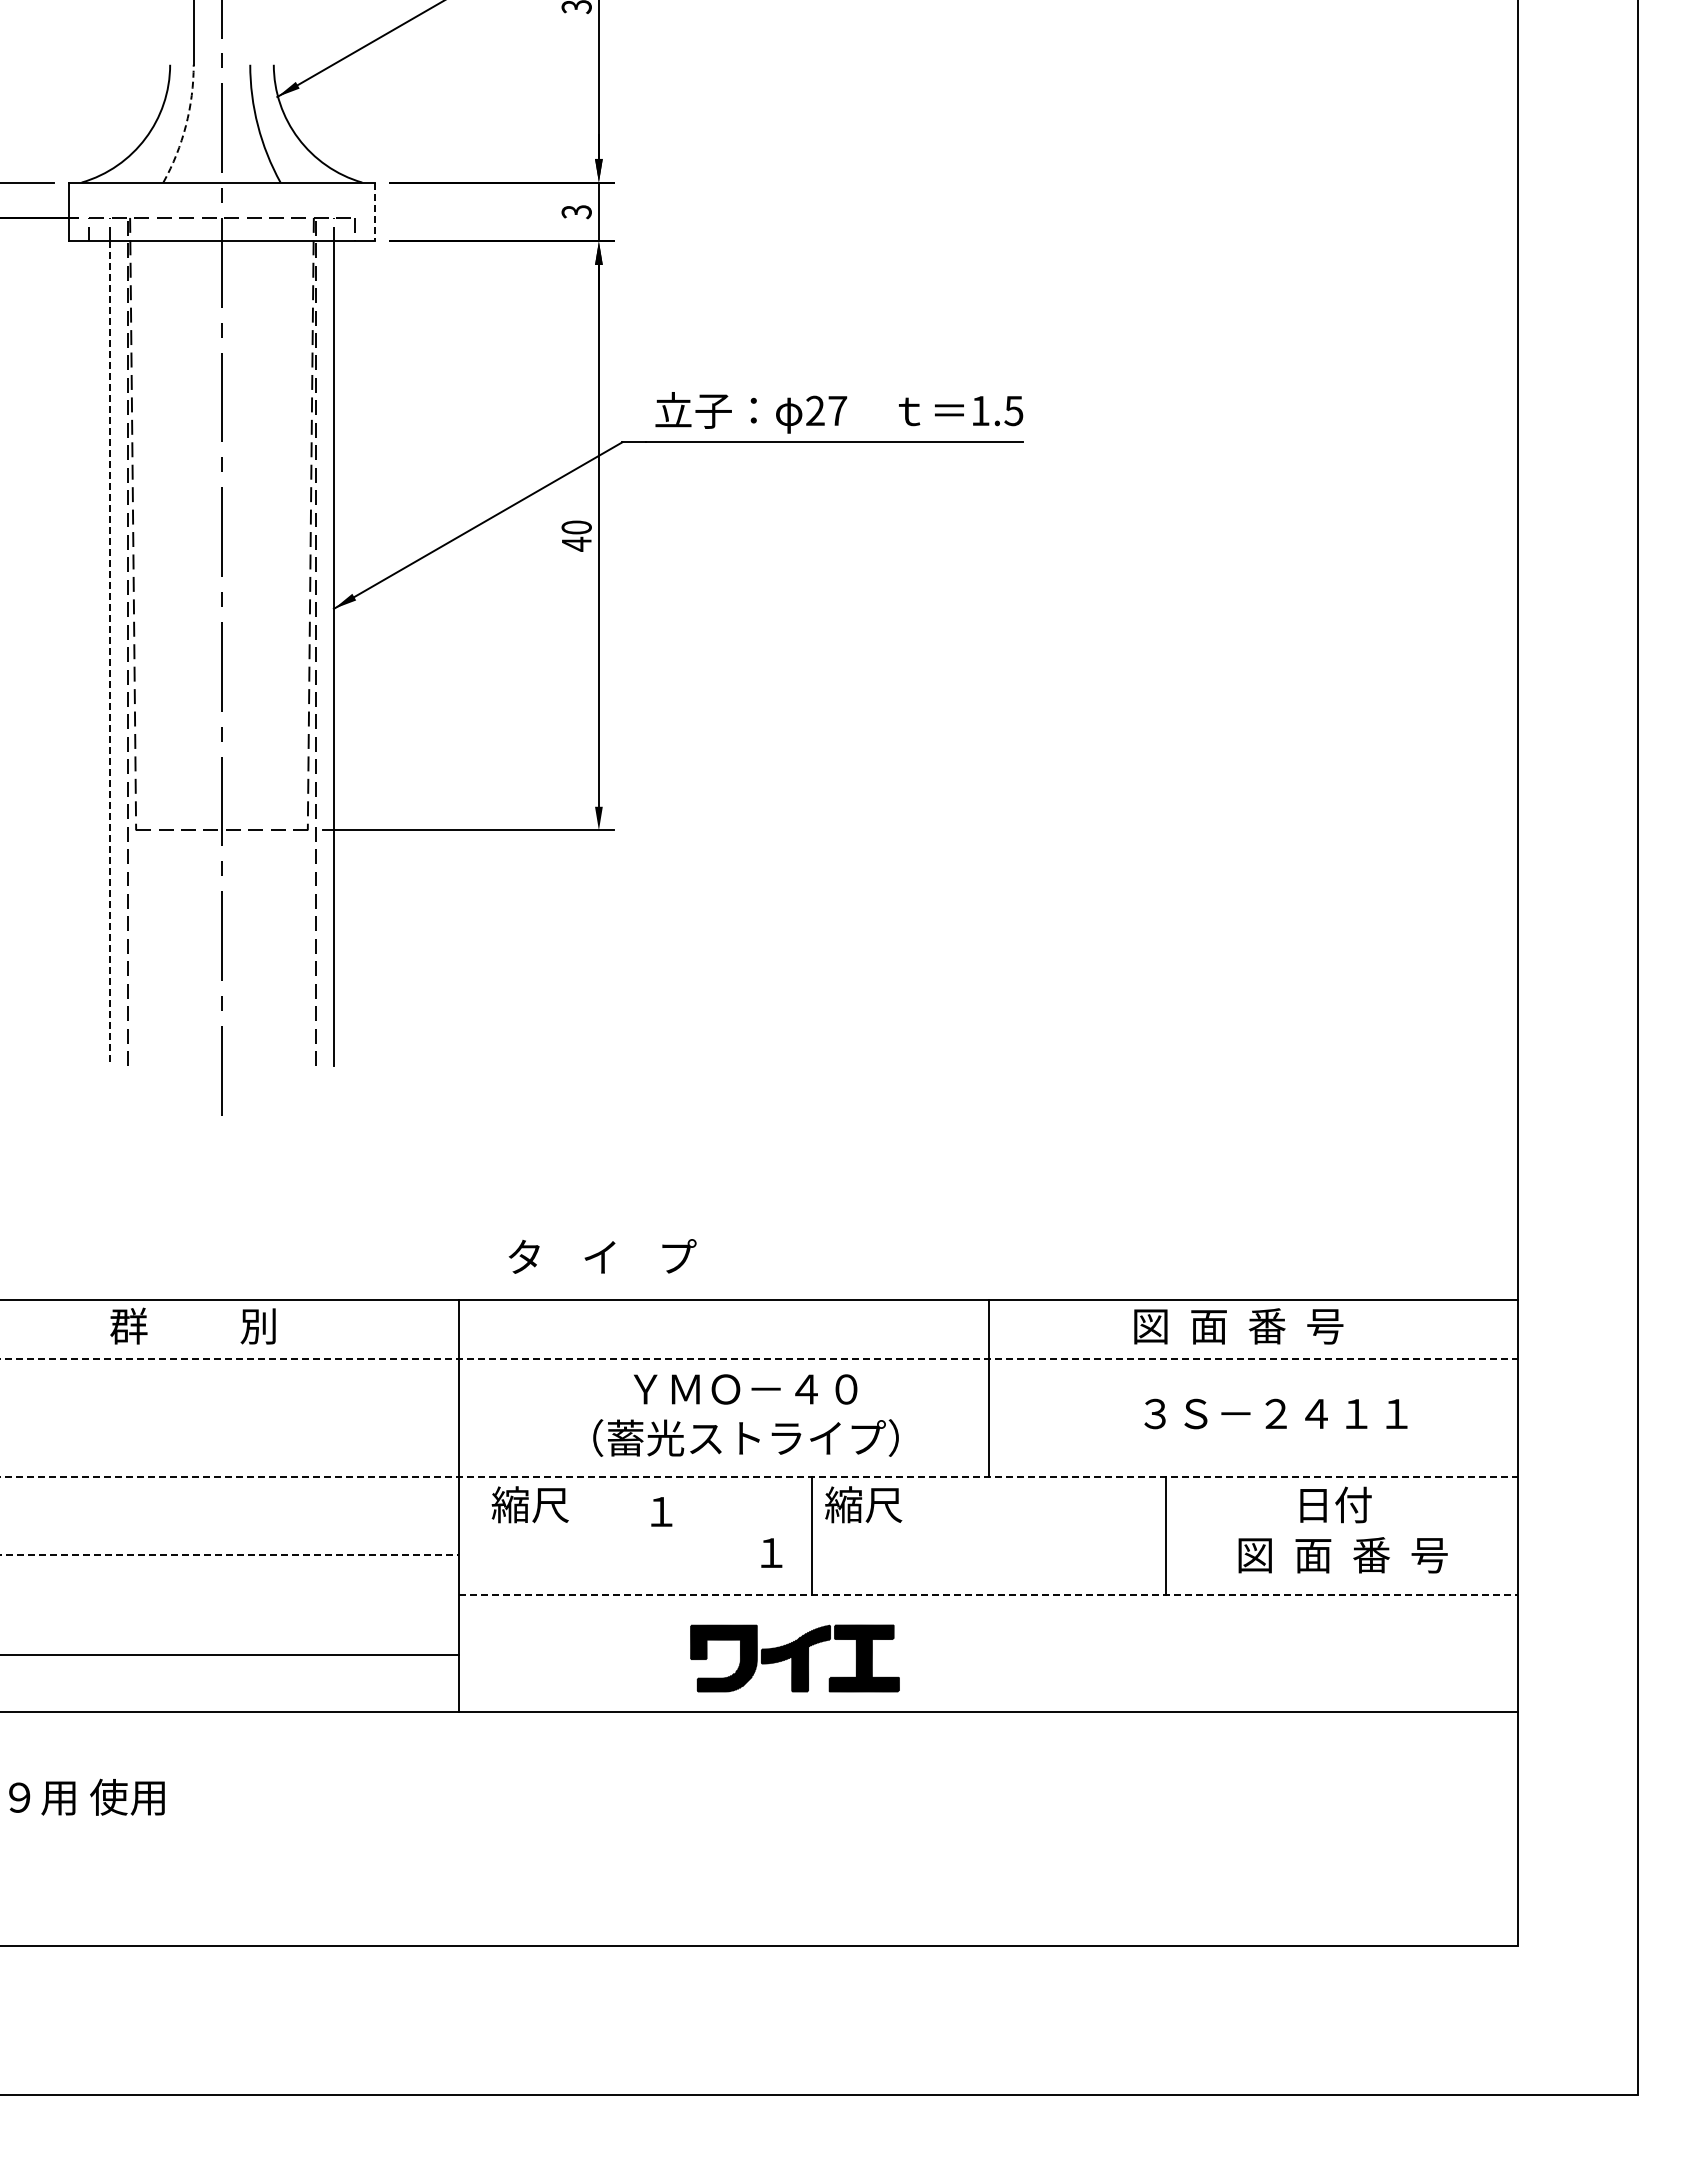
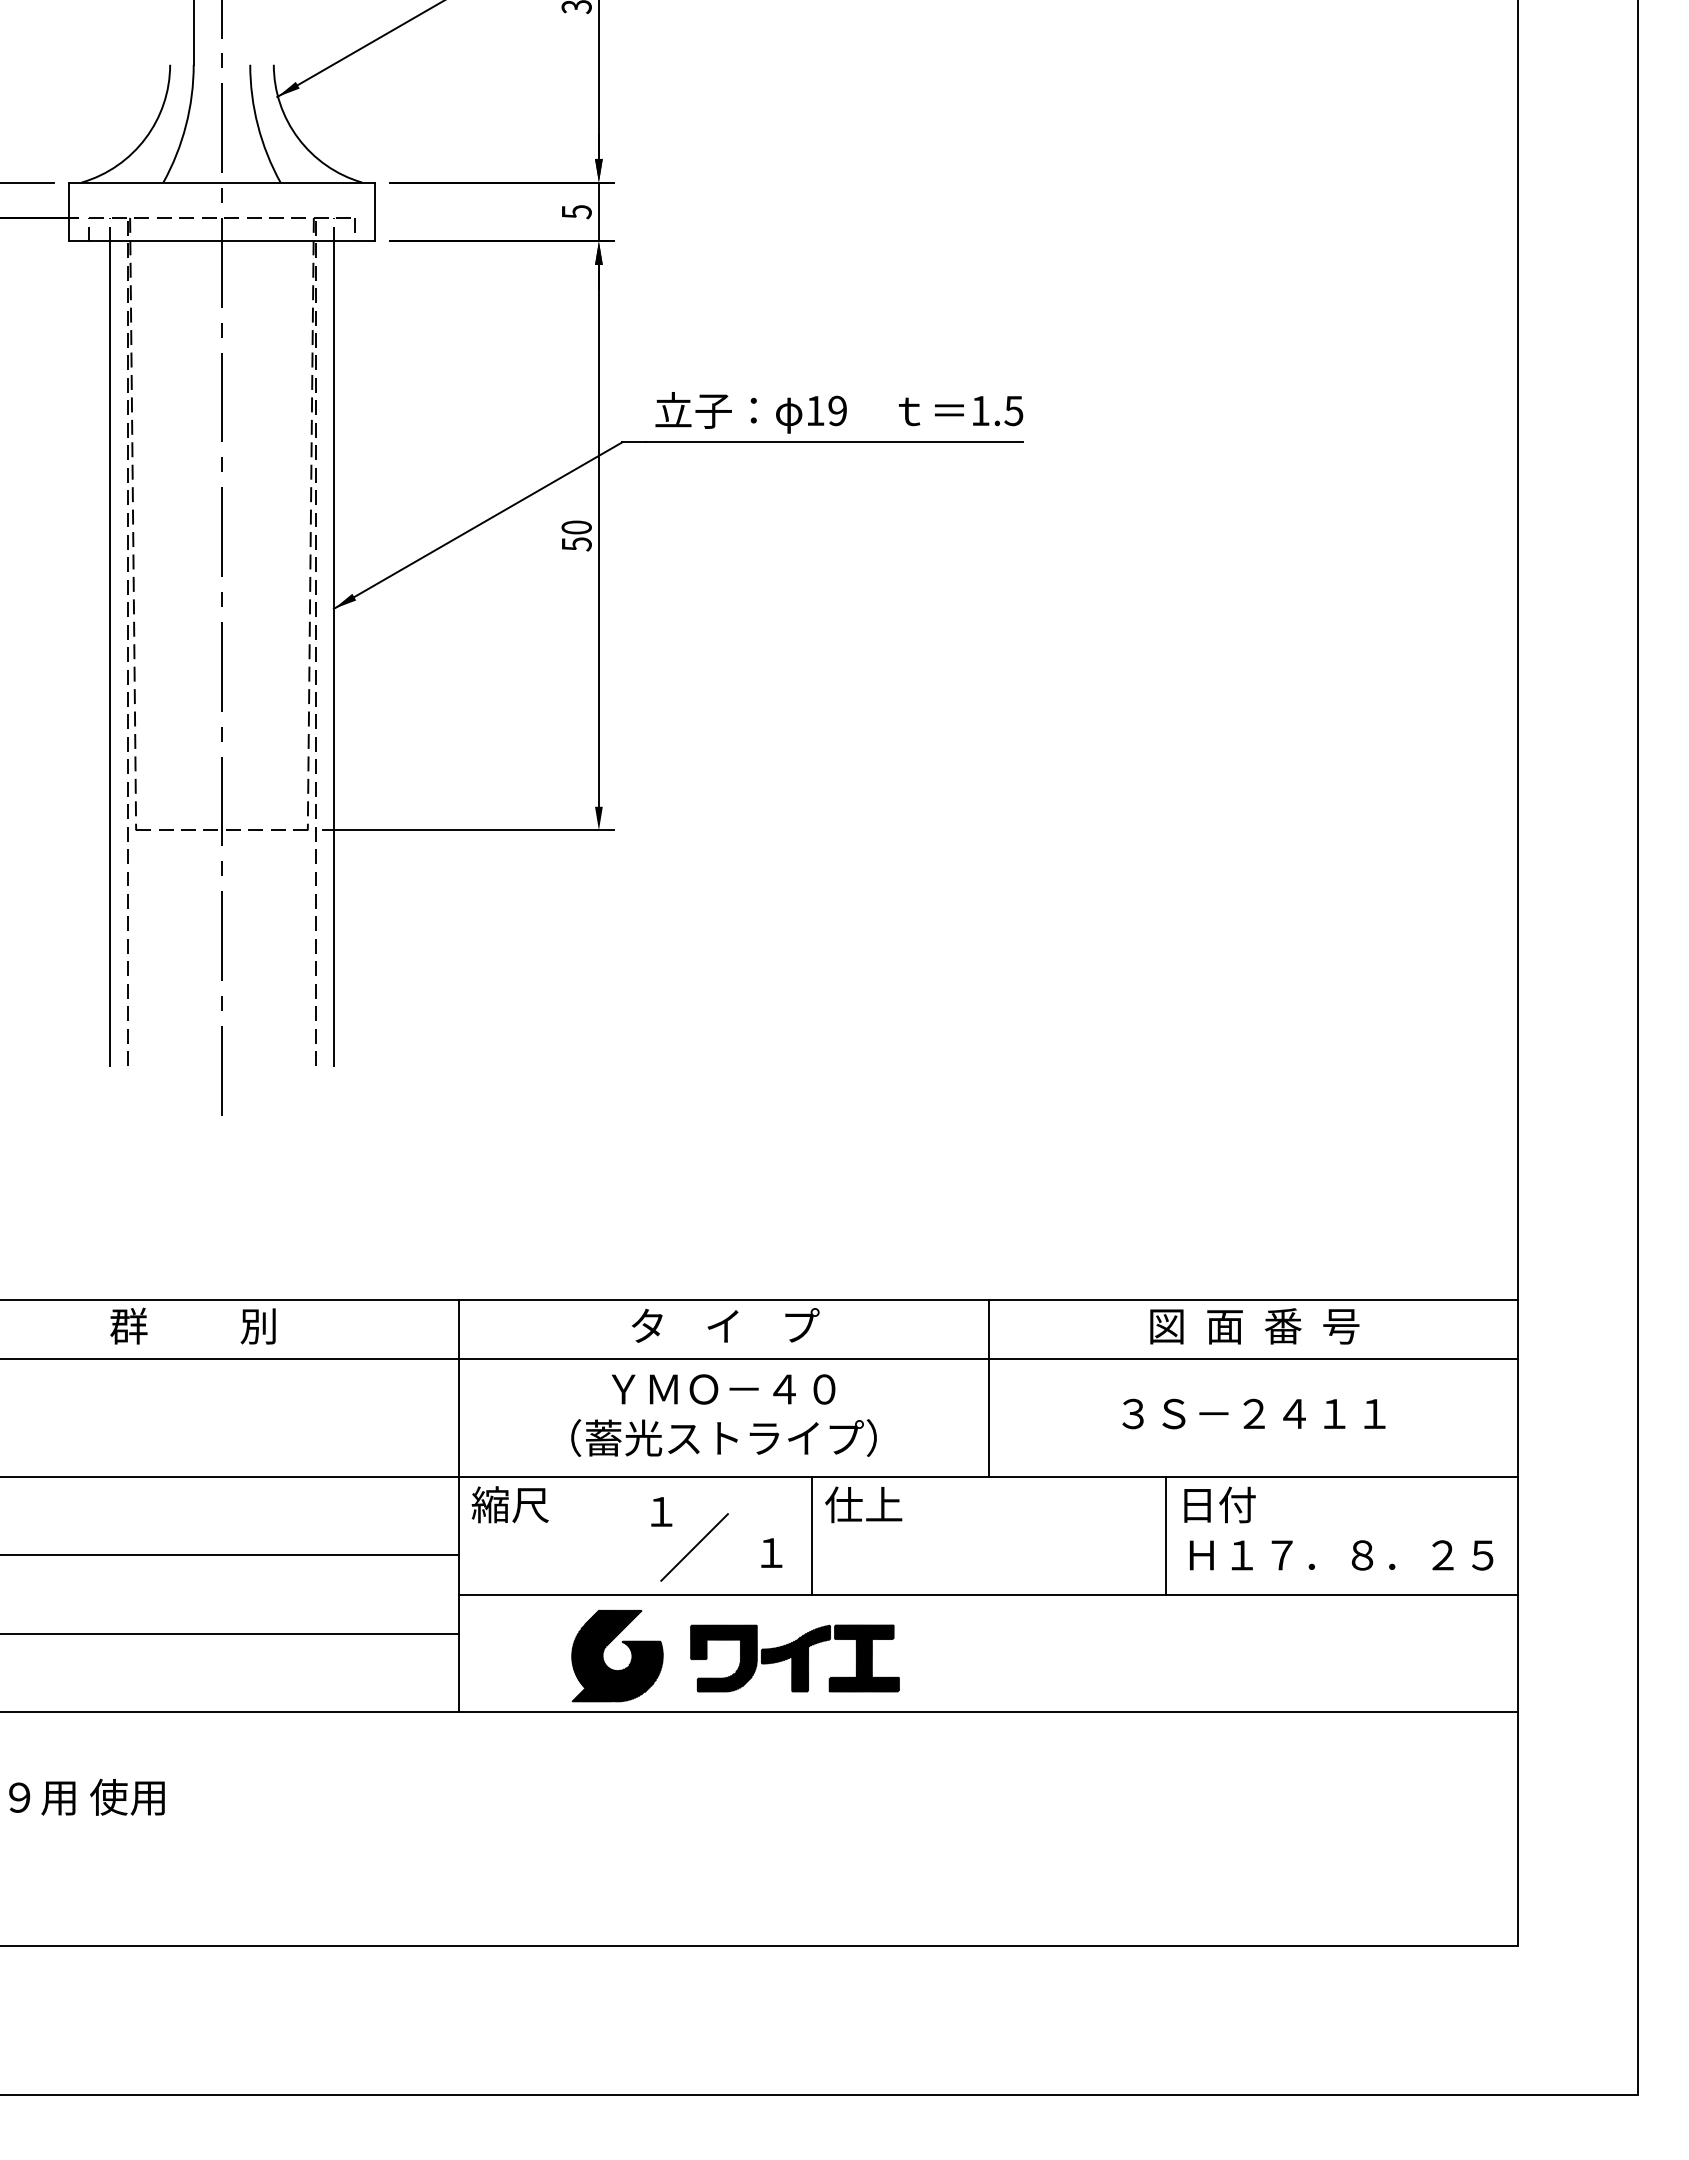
arc: dashed -> solid (186, 125)
text: 3 -> 5 (576, 211)
line: dashed -> solid (375, 212)
text: 27 -> 19 (826, 410)
text: 40 -> 50 (576, 543)
line: dashed -> solid (110, 654)
text position: (602, 1256) -> (725, 1325) (725, 1325)
text position: (1238, 1326) -> (1254, 1326) (1254, 1326)
line: dashed -> solid (758, 1359)
text position: (1275, 1413) -> (1253, 1413) (1253, 1413)
text position: (745, 1415) -> (723, 1415) (723, 1415)
line: dashed -> solid (758, 1476)
text position: (529, 1504) -> (509, 1504) (509, 1504)
text: 縮尺 -> 仕上 (863, 1504)
text position: (1335, 1504) -> (1219, 1504) (1219, 1504)
line: none -> present (694, 1547)
line: dashed -> solid (230, 1555)
text: 図  面  番  号 -> Ｈ１７．８．２５ (1341, 1555)
line: dashed -> solid (988, 1594)
line position: (230, 1654) -> (230, 1633) (230, 1633)
part: none -> present (614, 1669)
